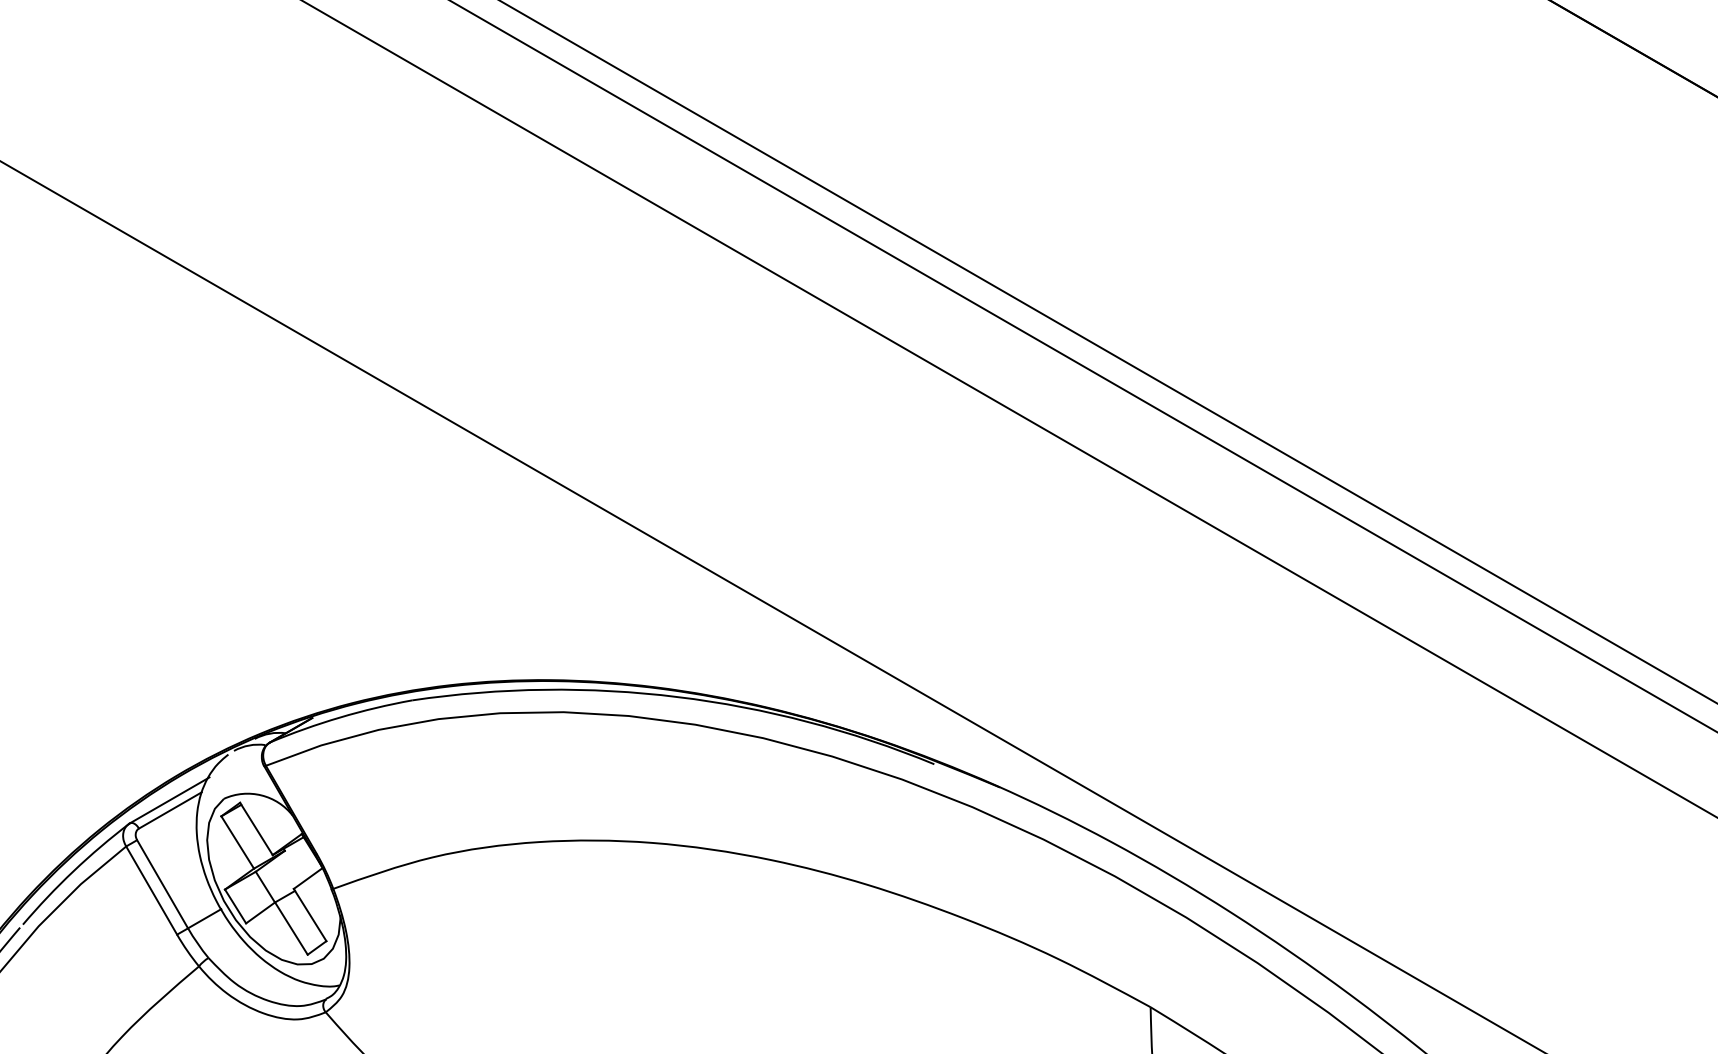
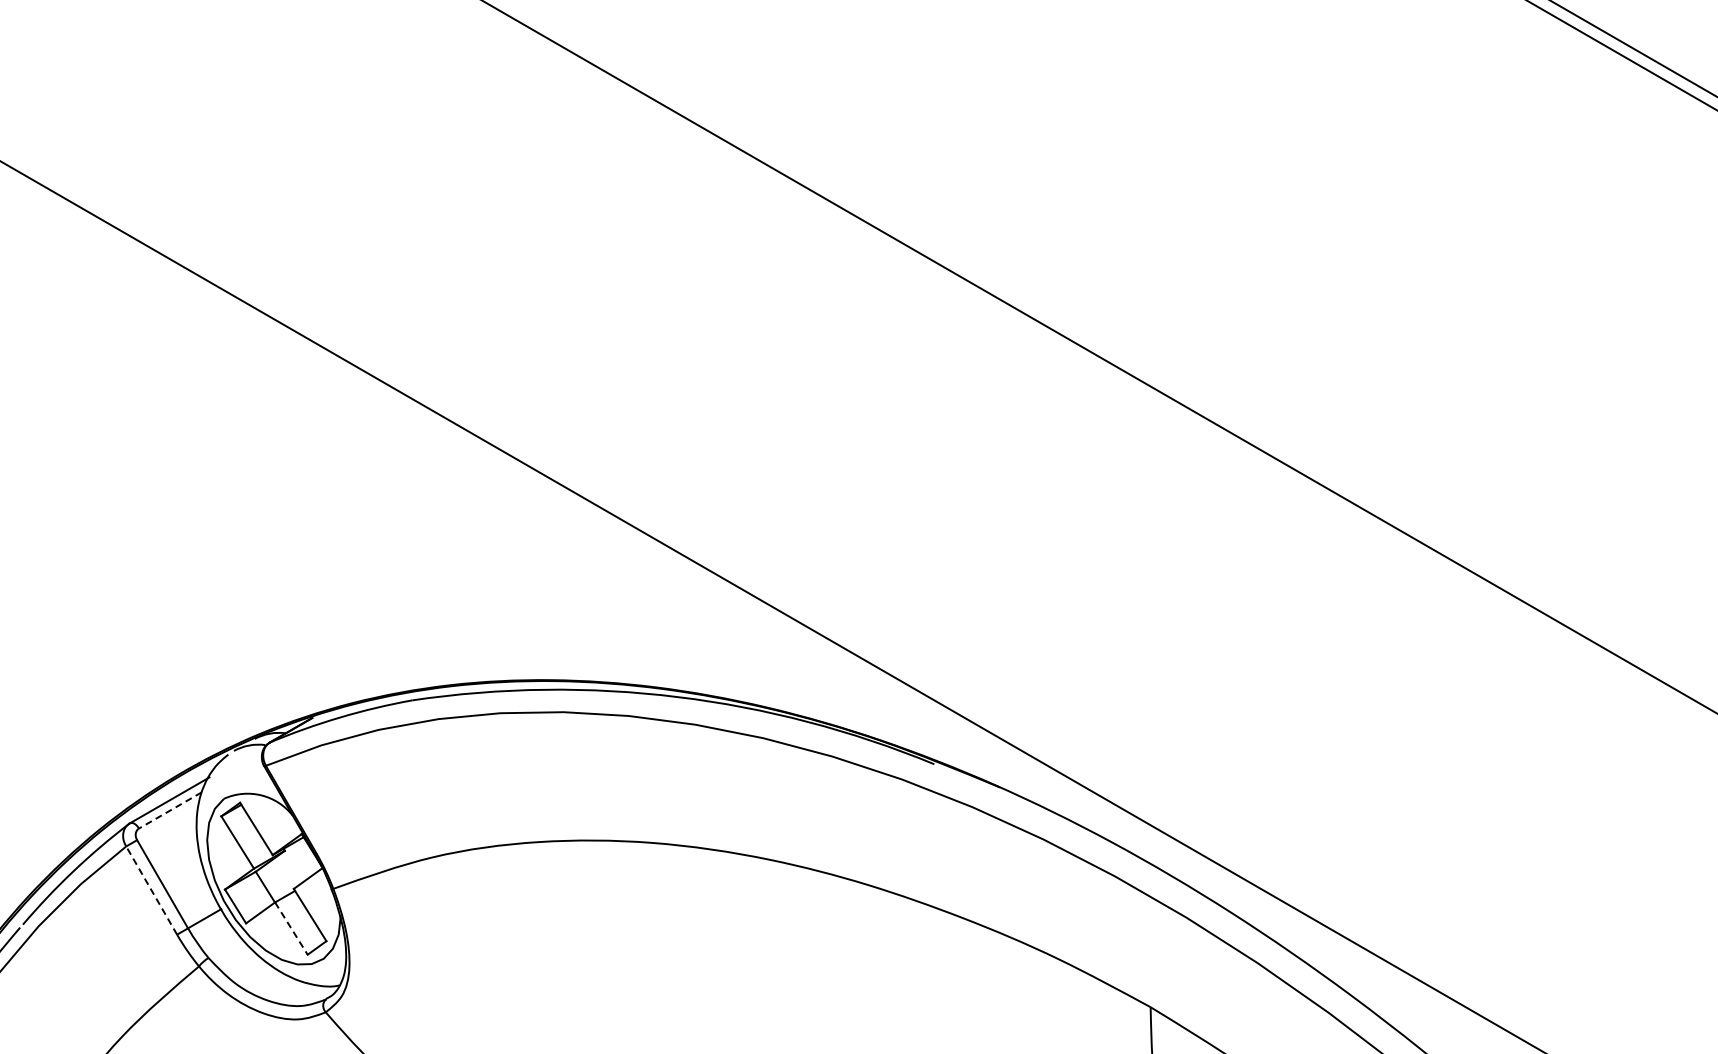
line position: (1633, 48) -> (1621, 55) (1621, 55)
line: present -> none (1108, 351)
line position: (1083, 366) -> (1099, 356) (1099, 356)
line: present -> none (1009, 409)
line: solid -> dashed (169, 810)
line: solid -> dashed (151, 890)
line: solid -> dashed (291, 928)
